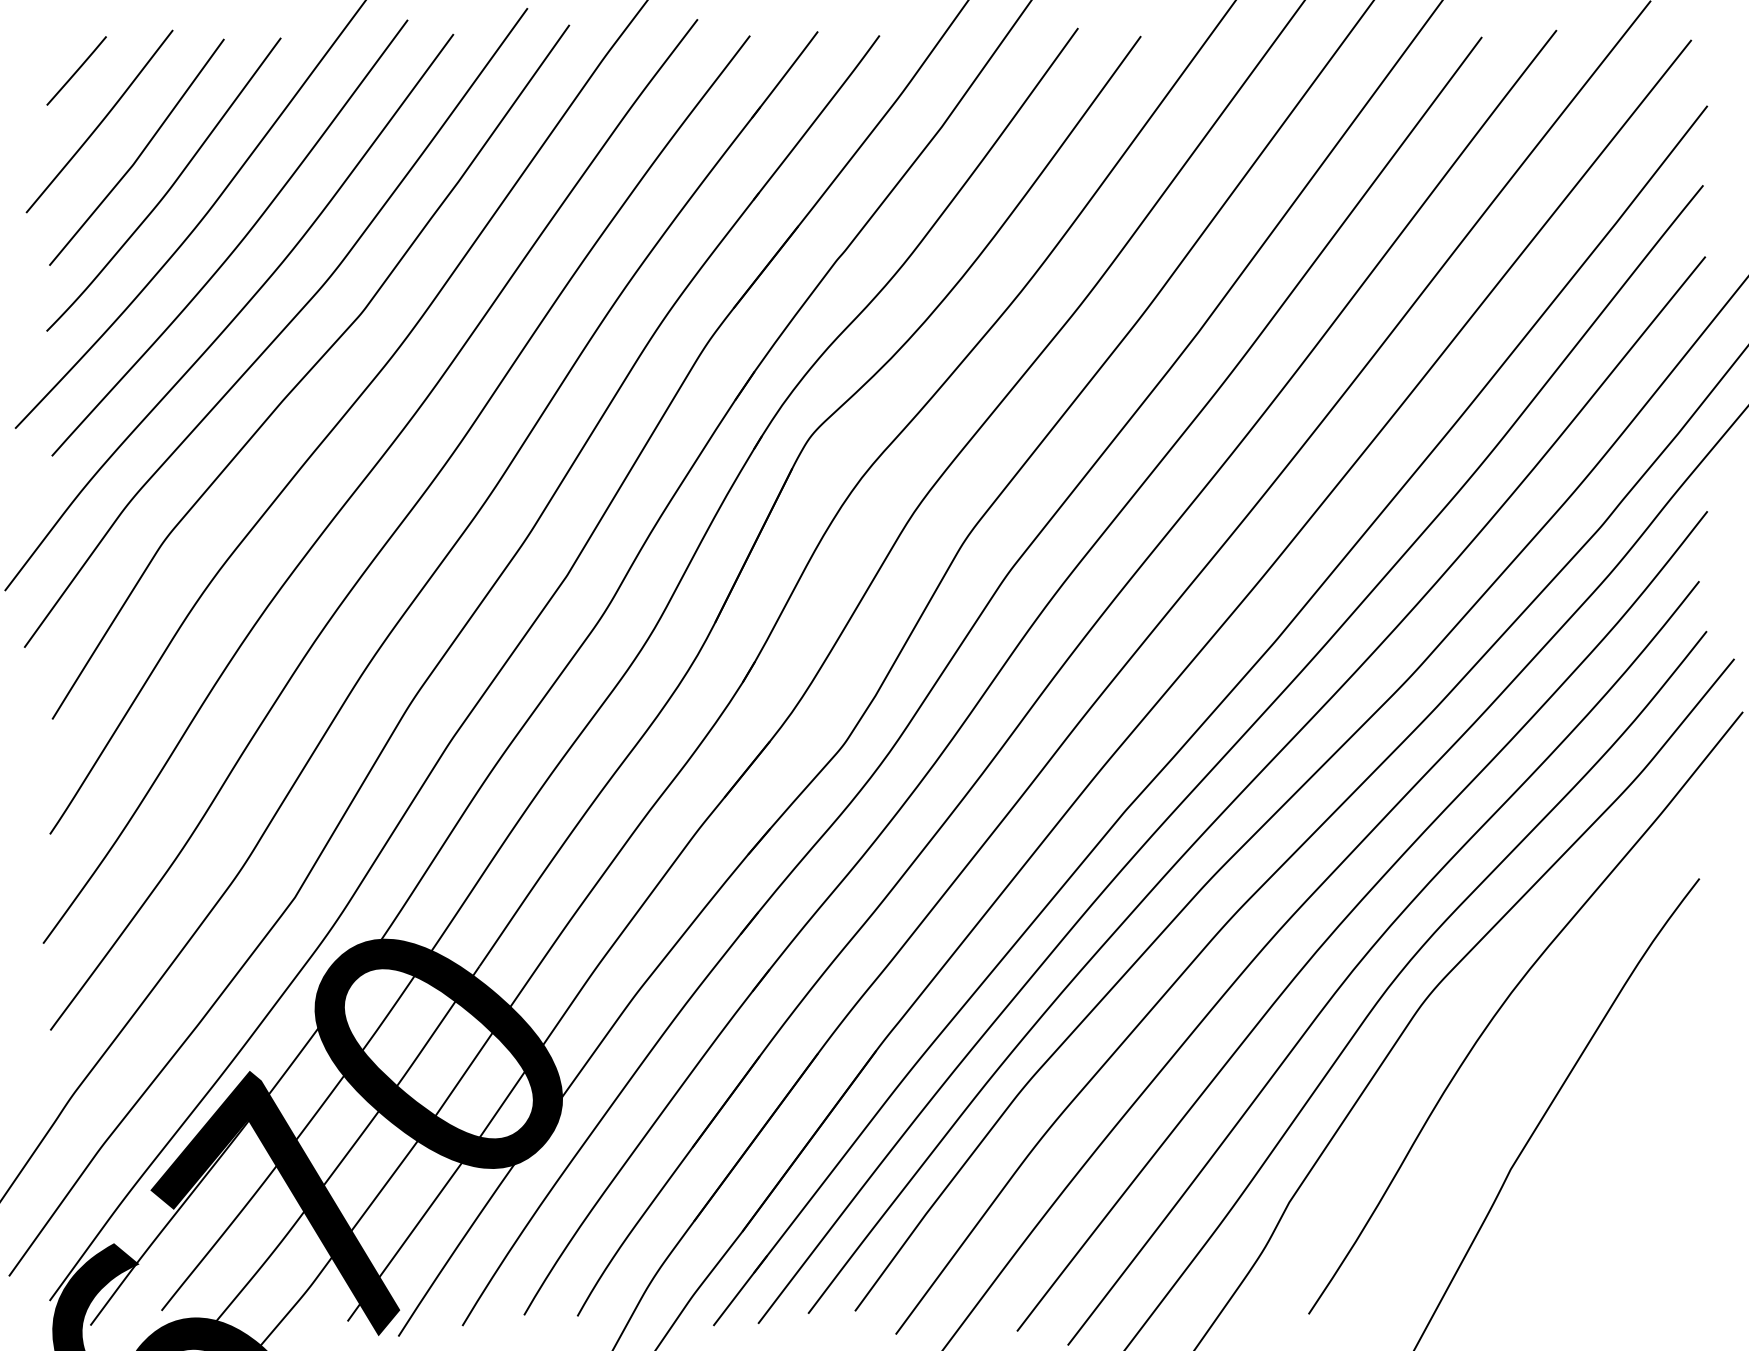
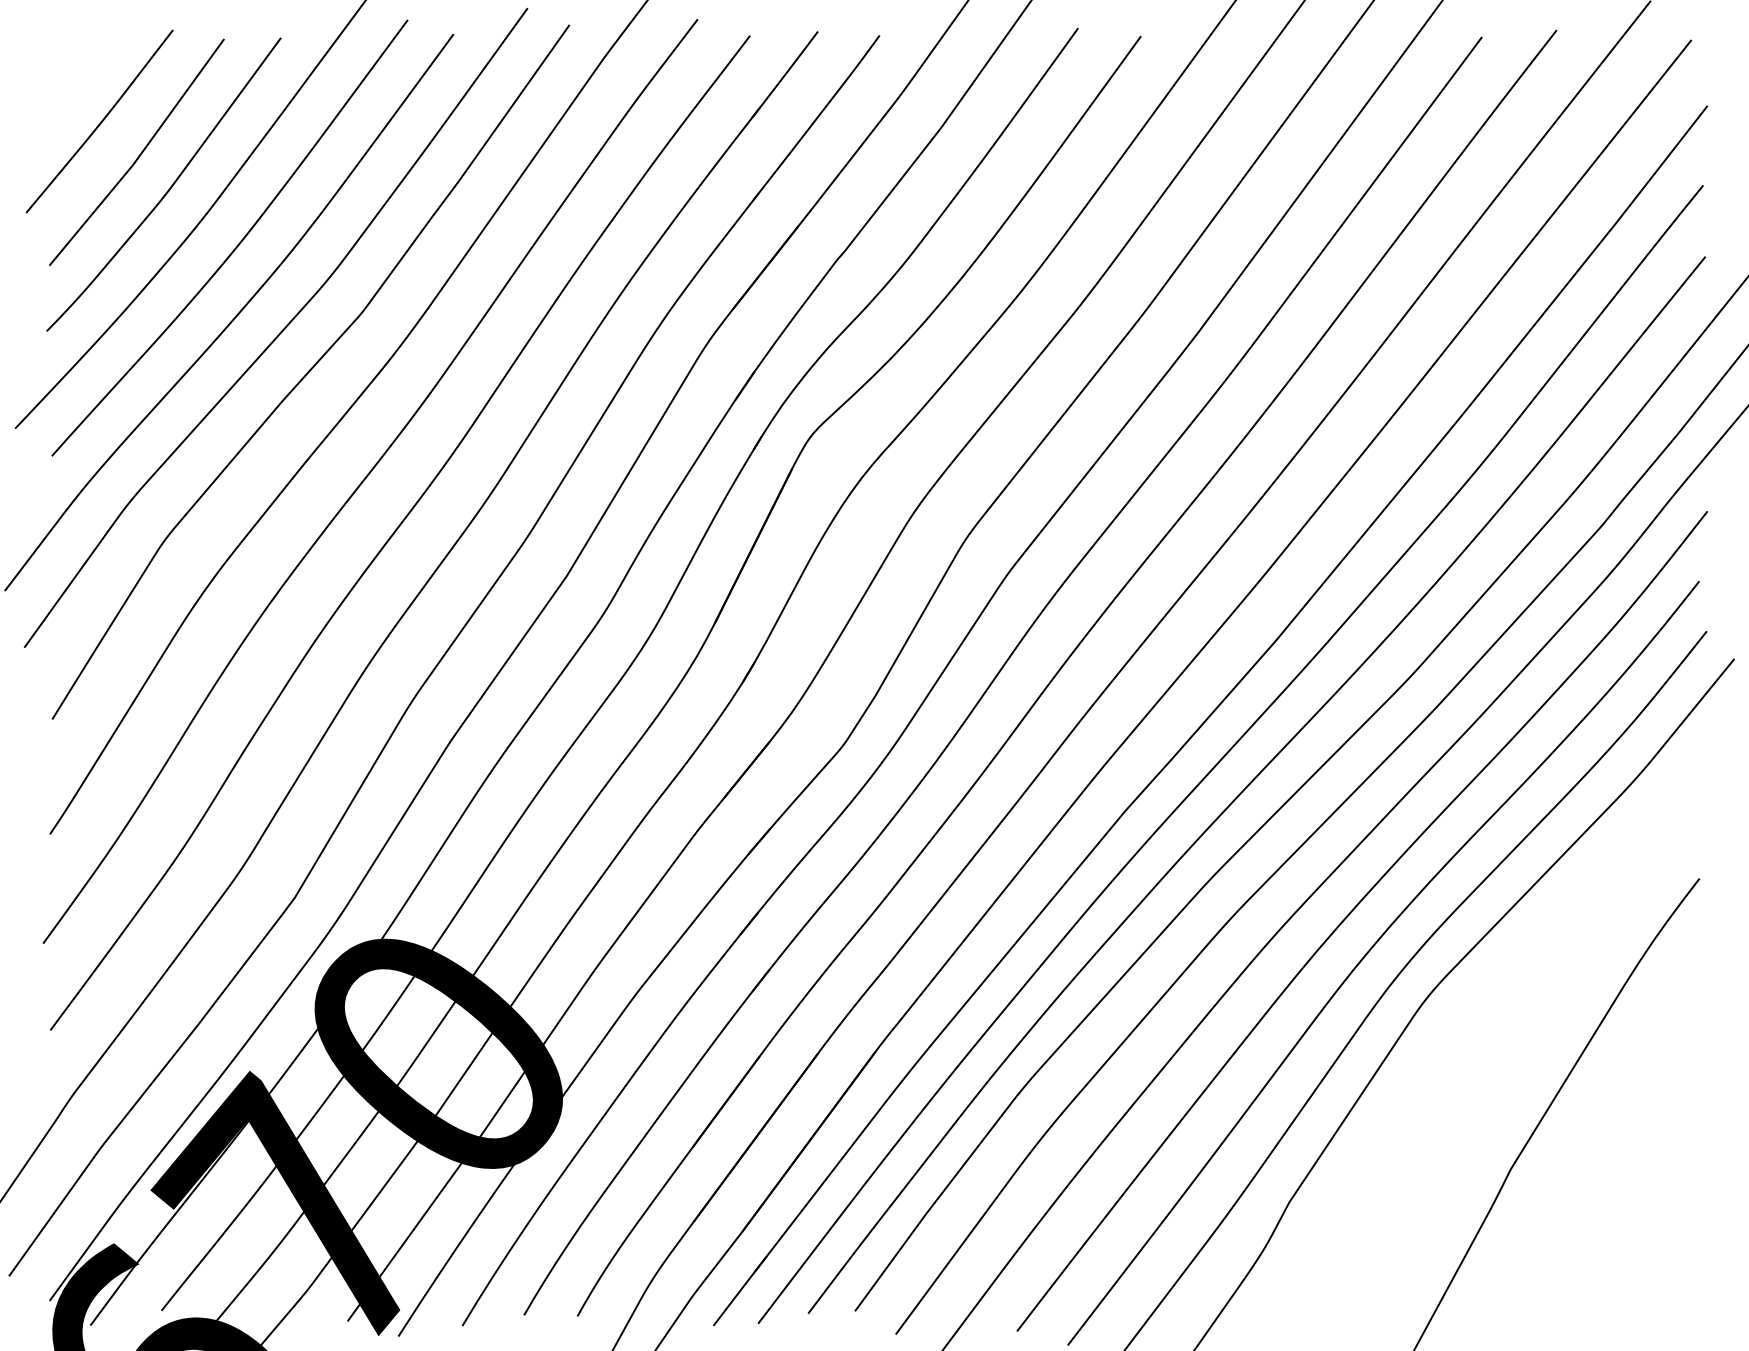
line: present -> none (76, 70)
curve: present -> none (1509, 997)
